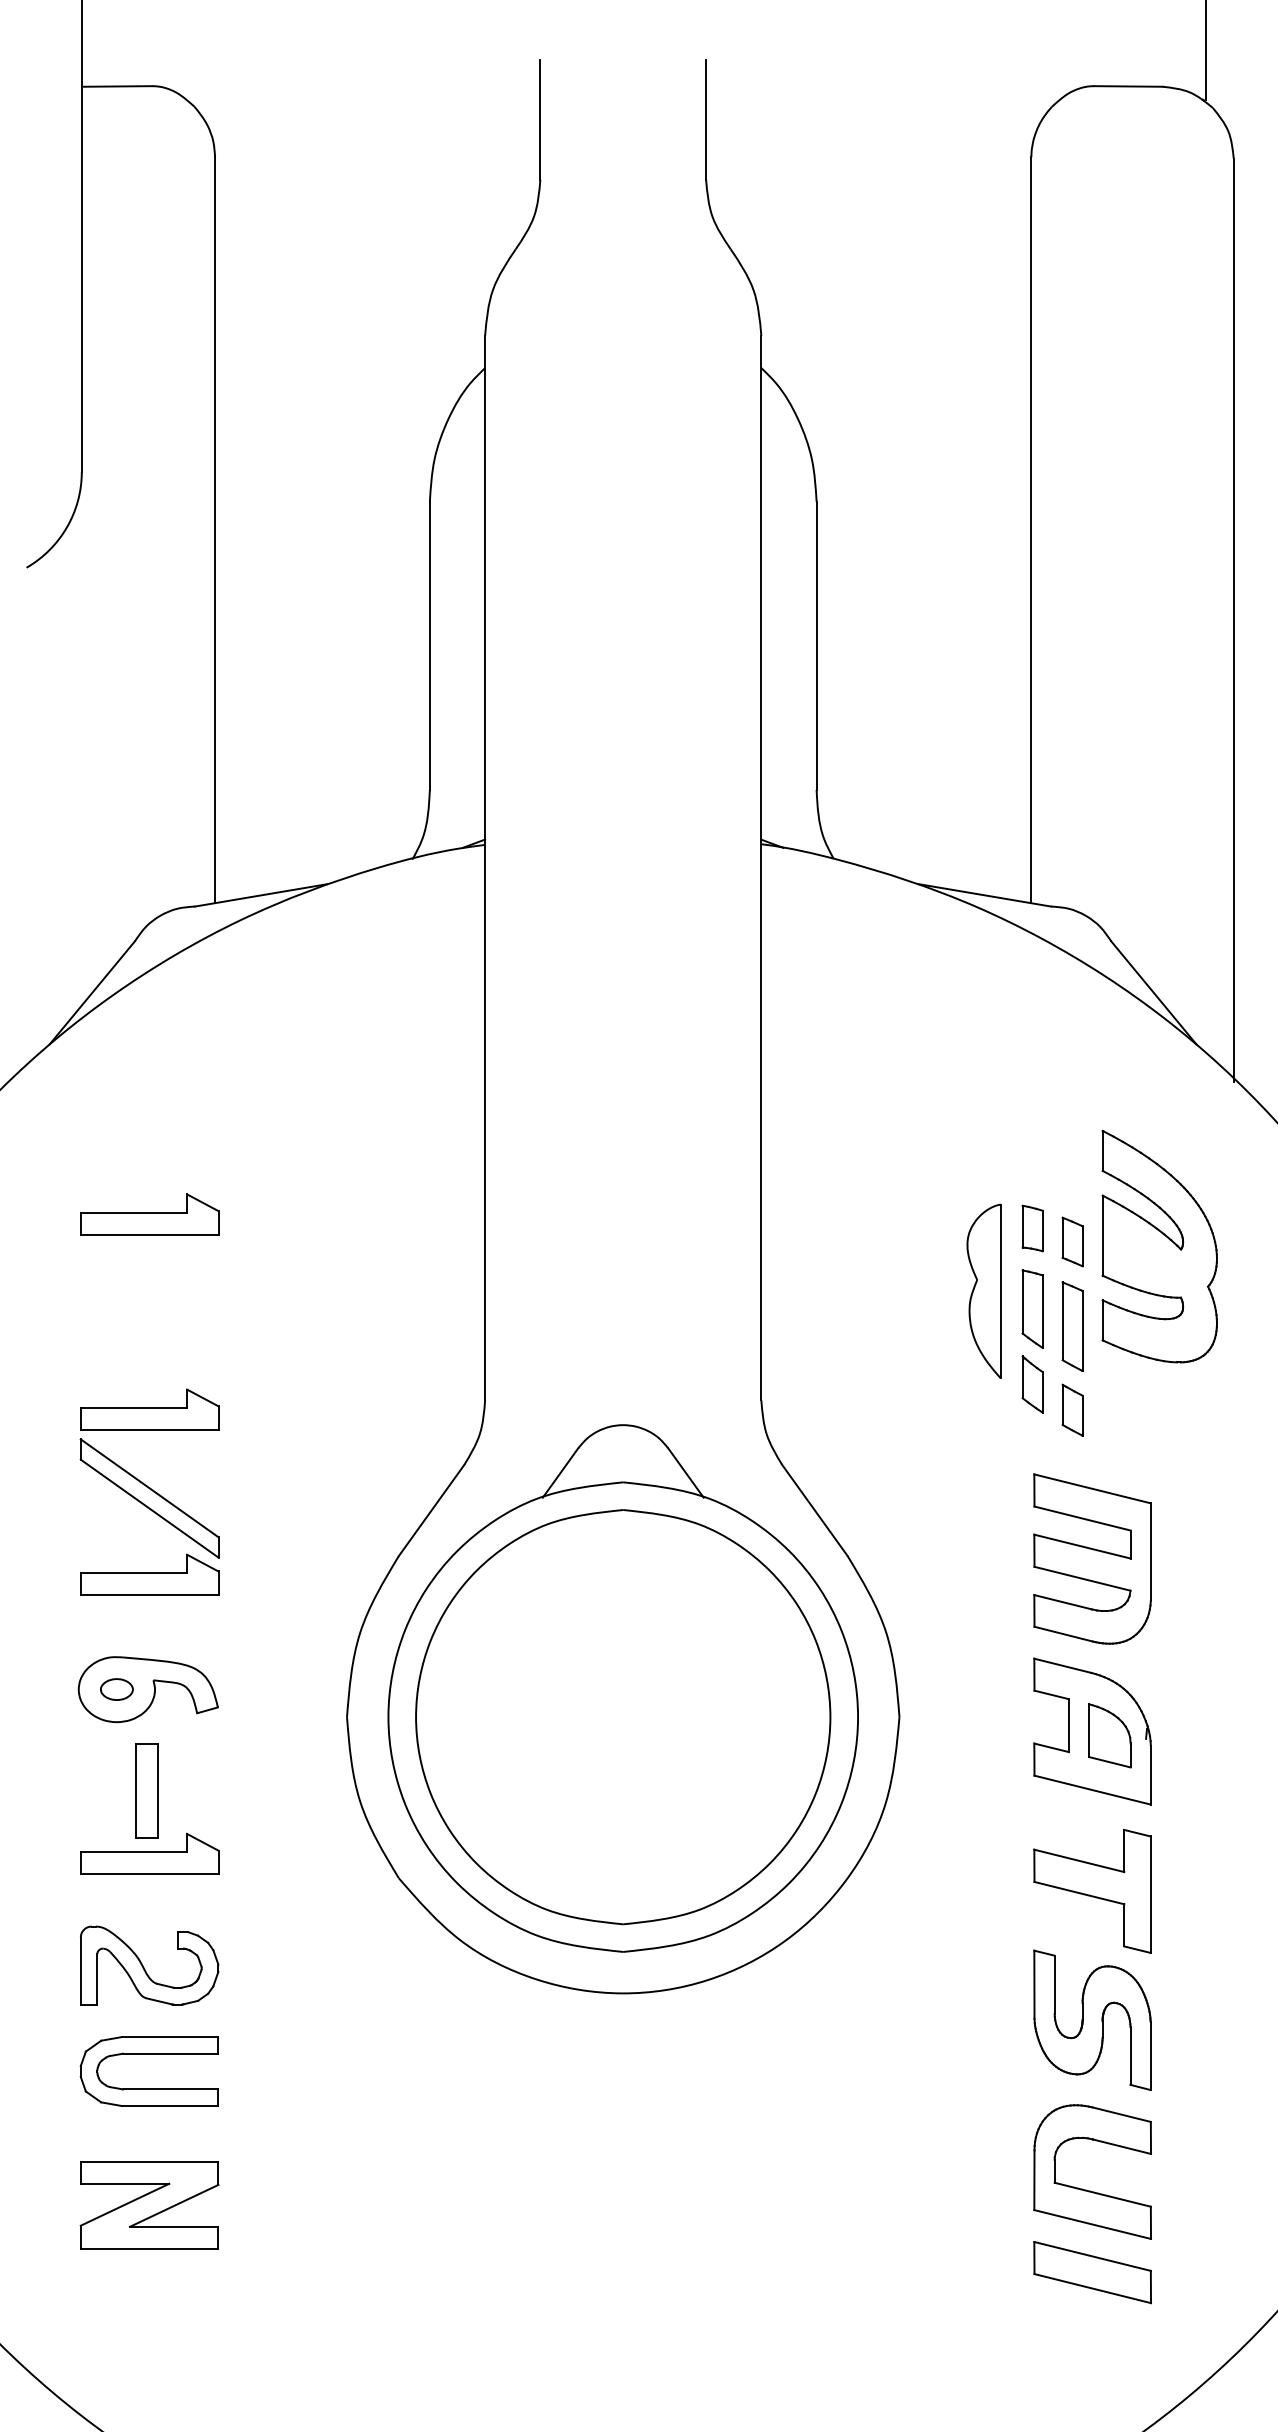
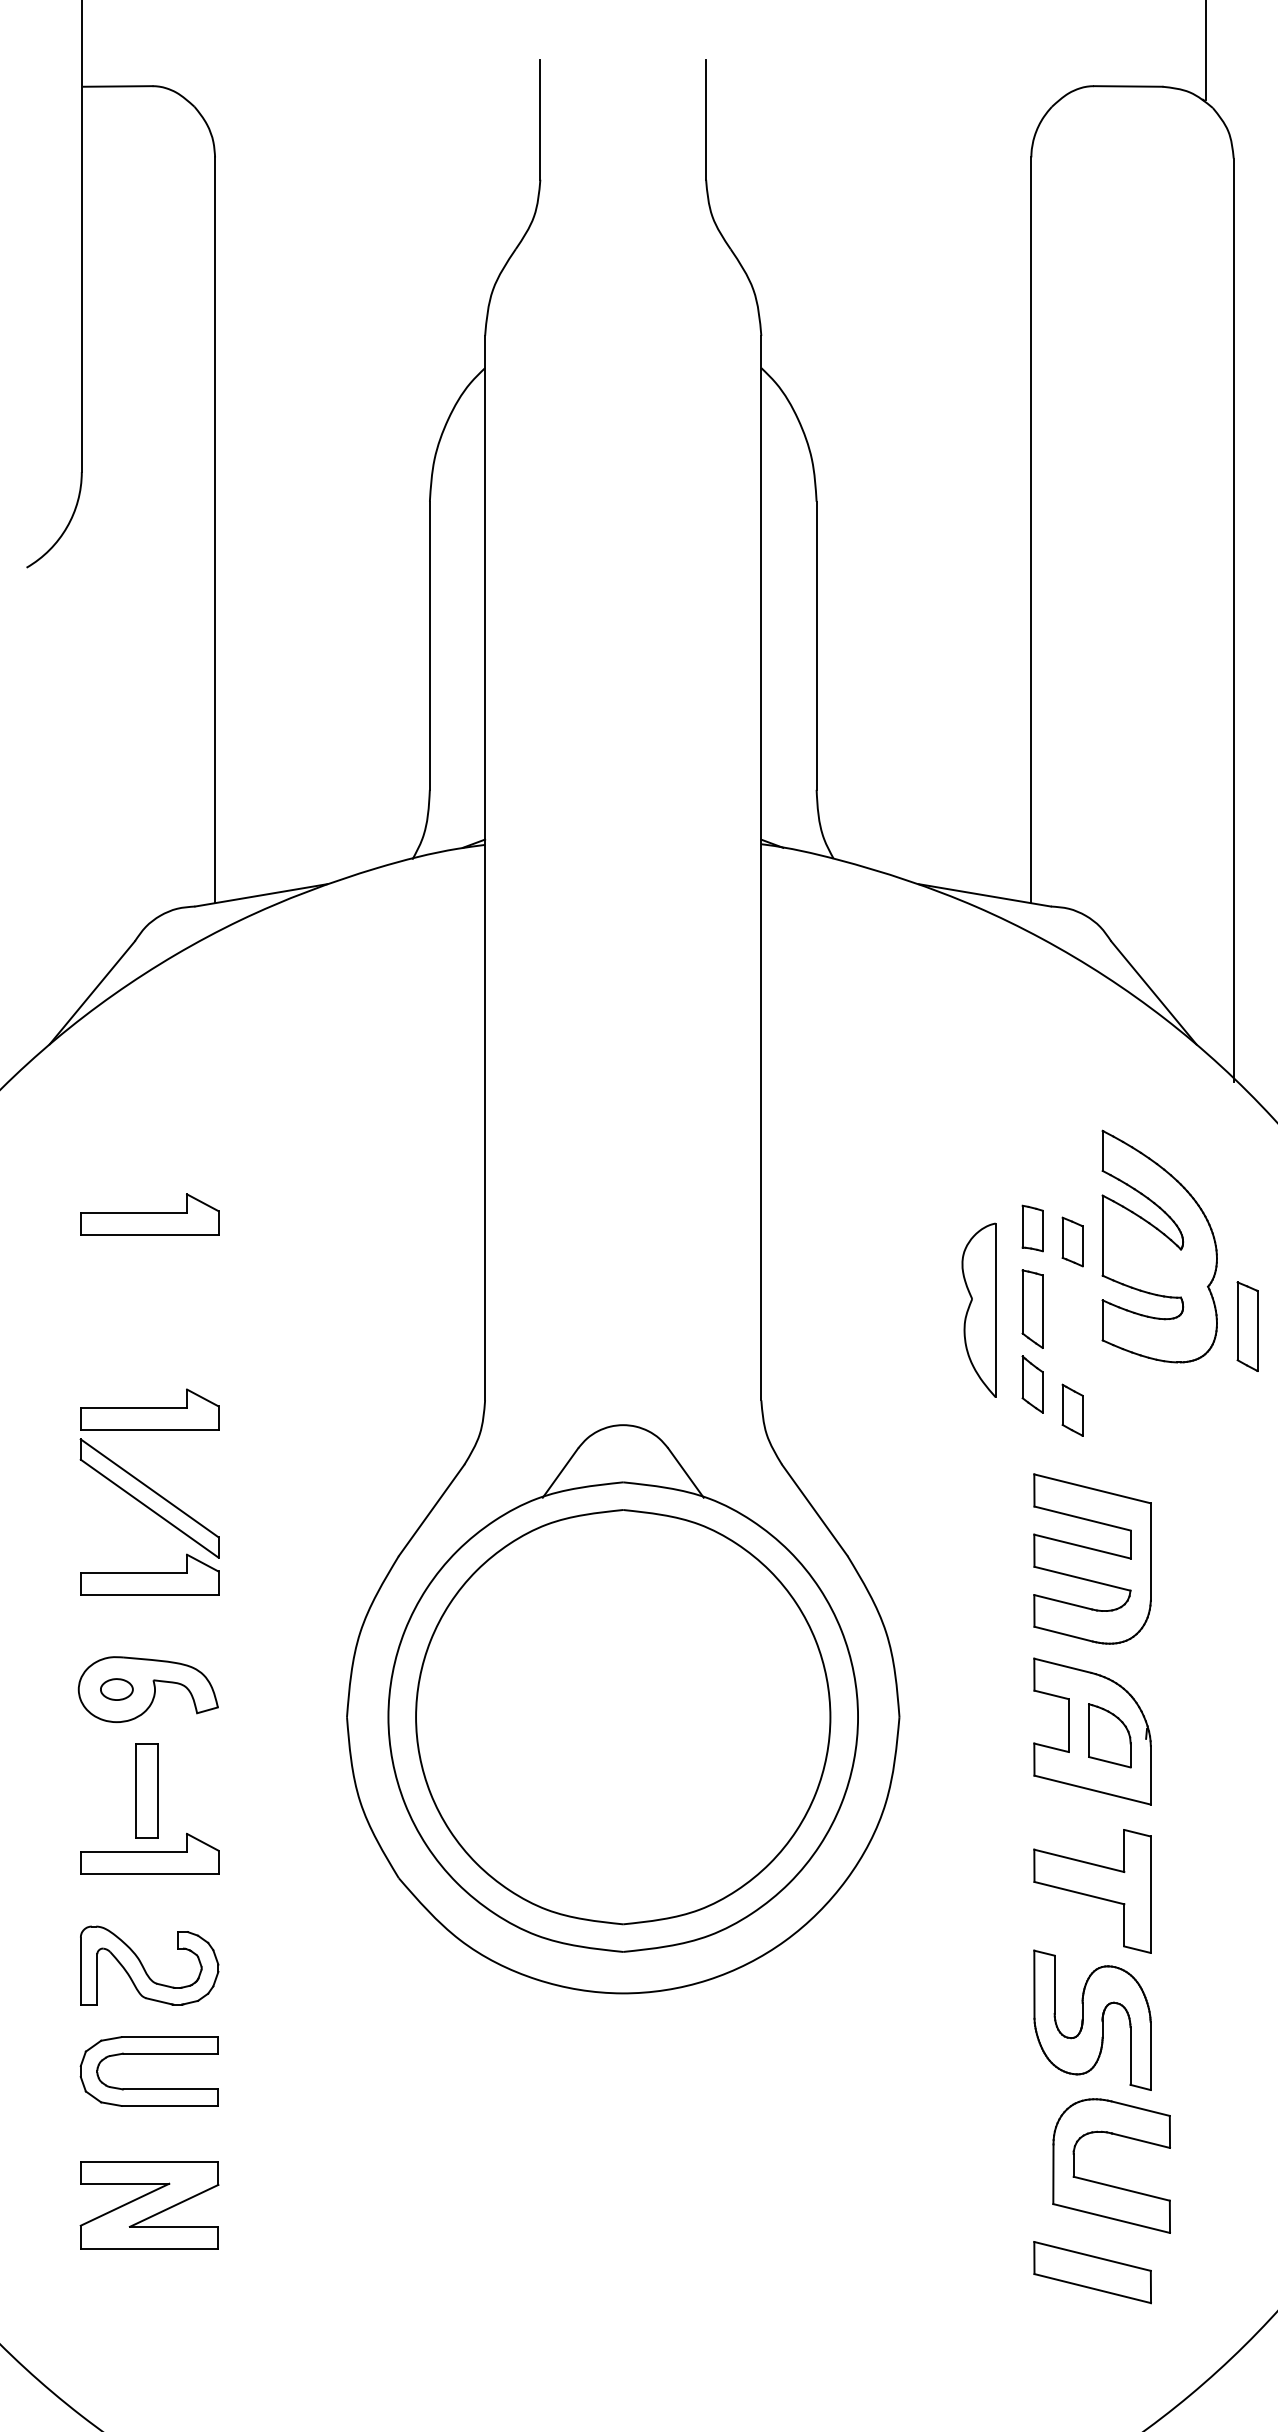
part position: (983, 1290) -> (978, 1309) (978, 1309)
part position: (1072, 1326) -> (1247, 1326) (1247, 1326)
part position: (1086, 2189) -> (1105, 2183) (1105, 2183)
